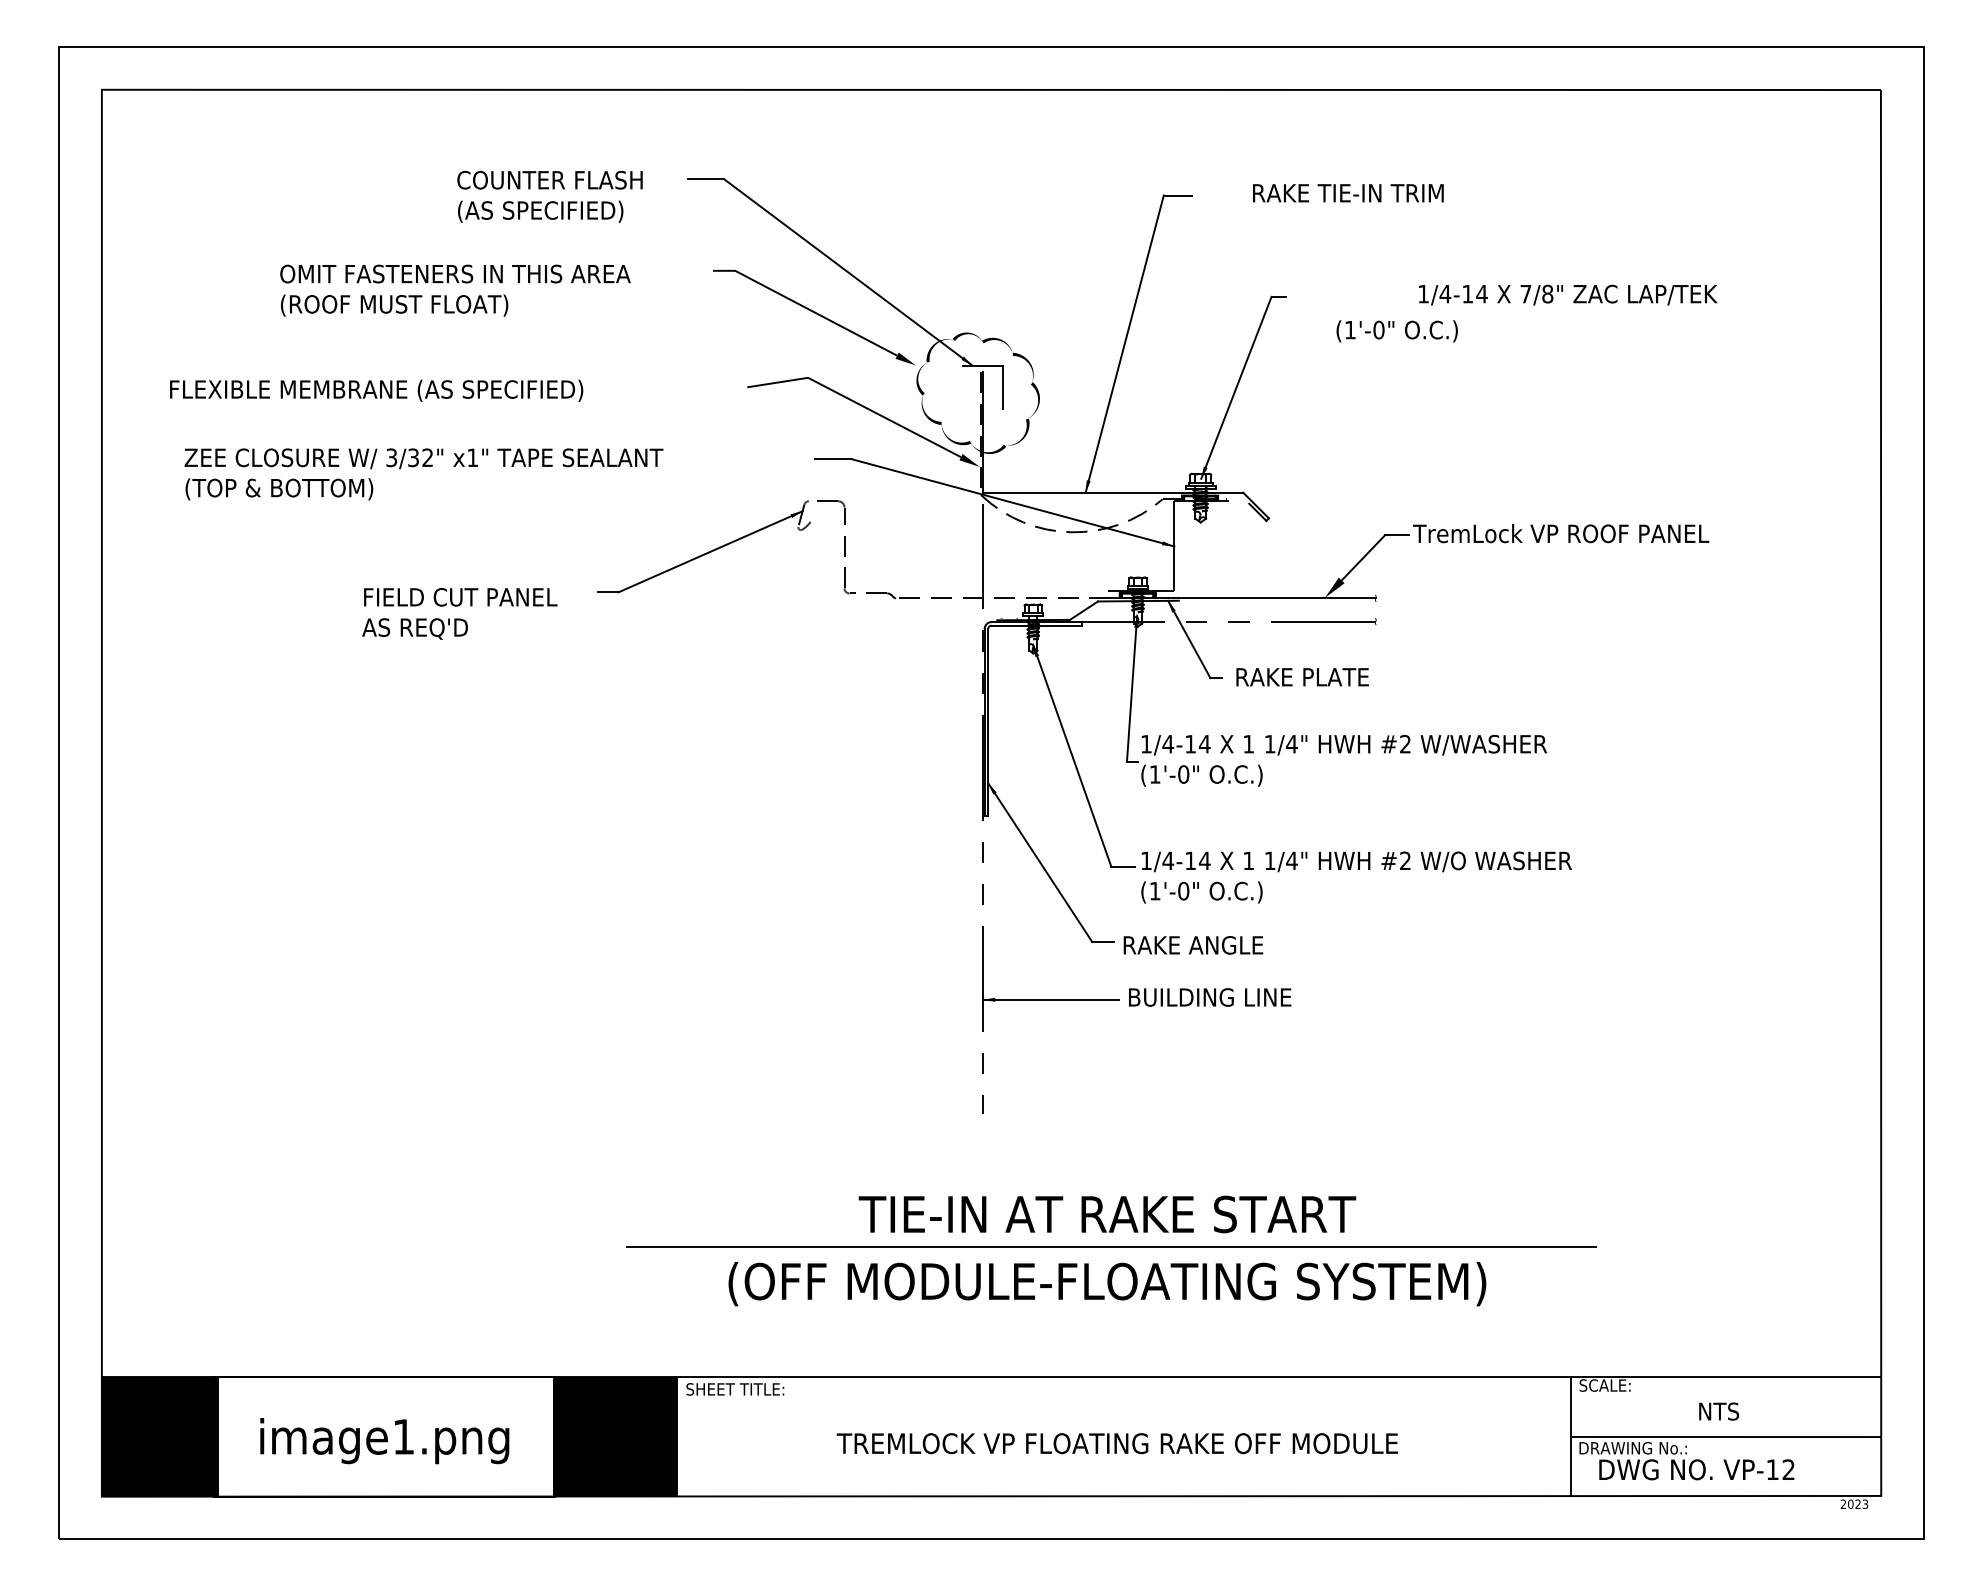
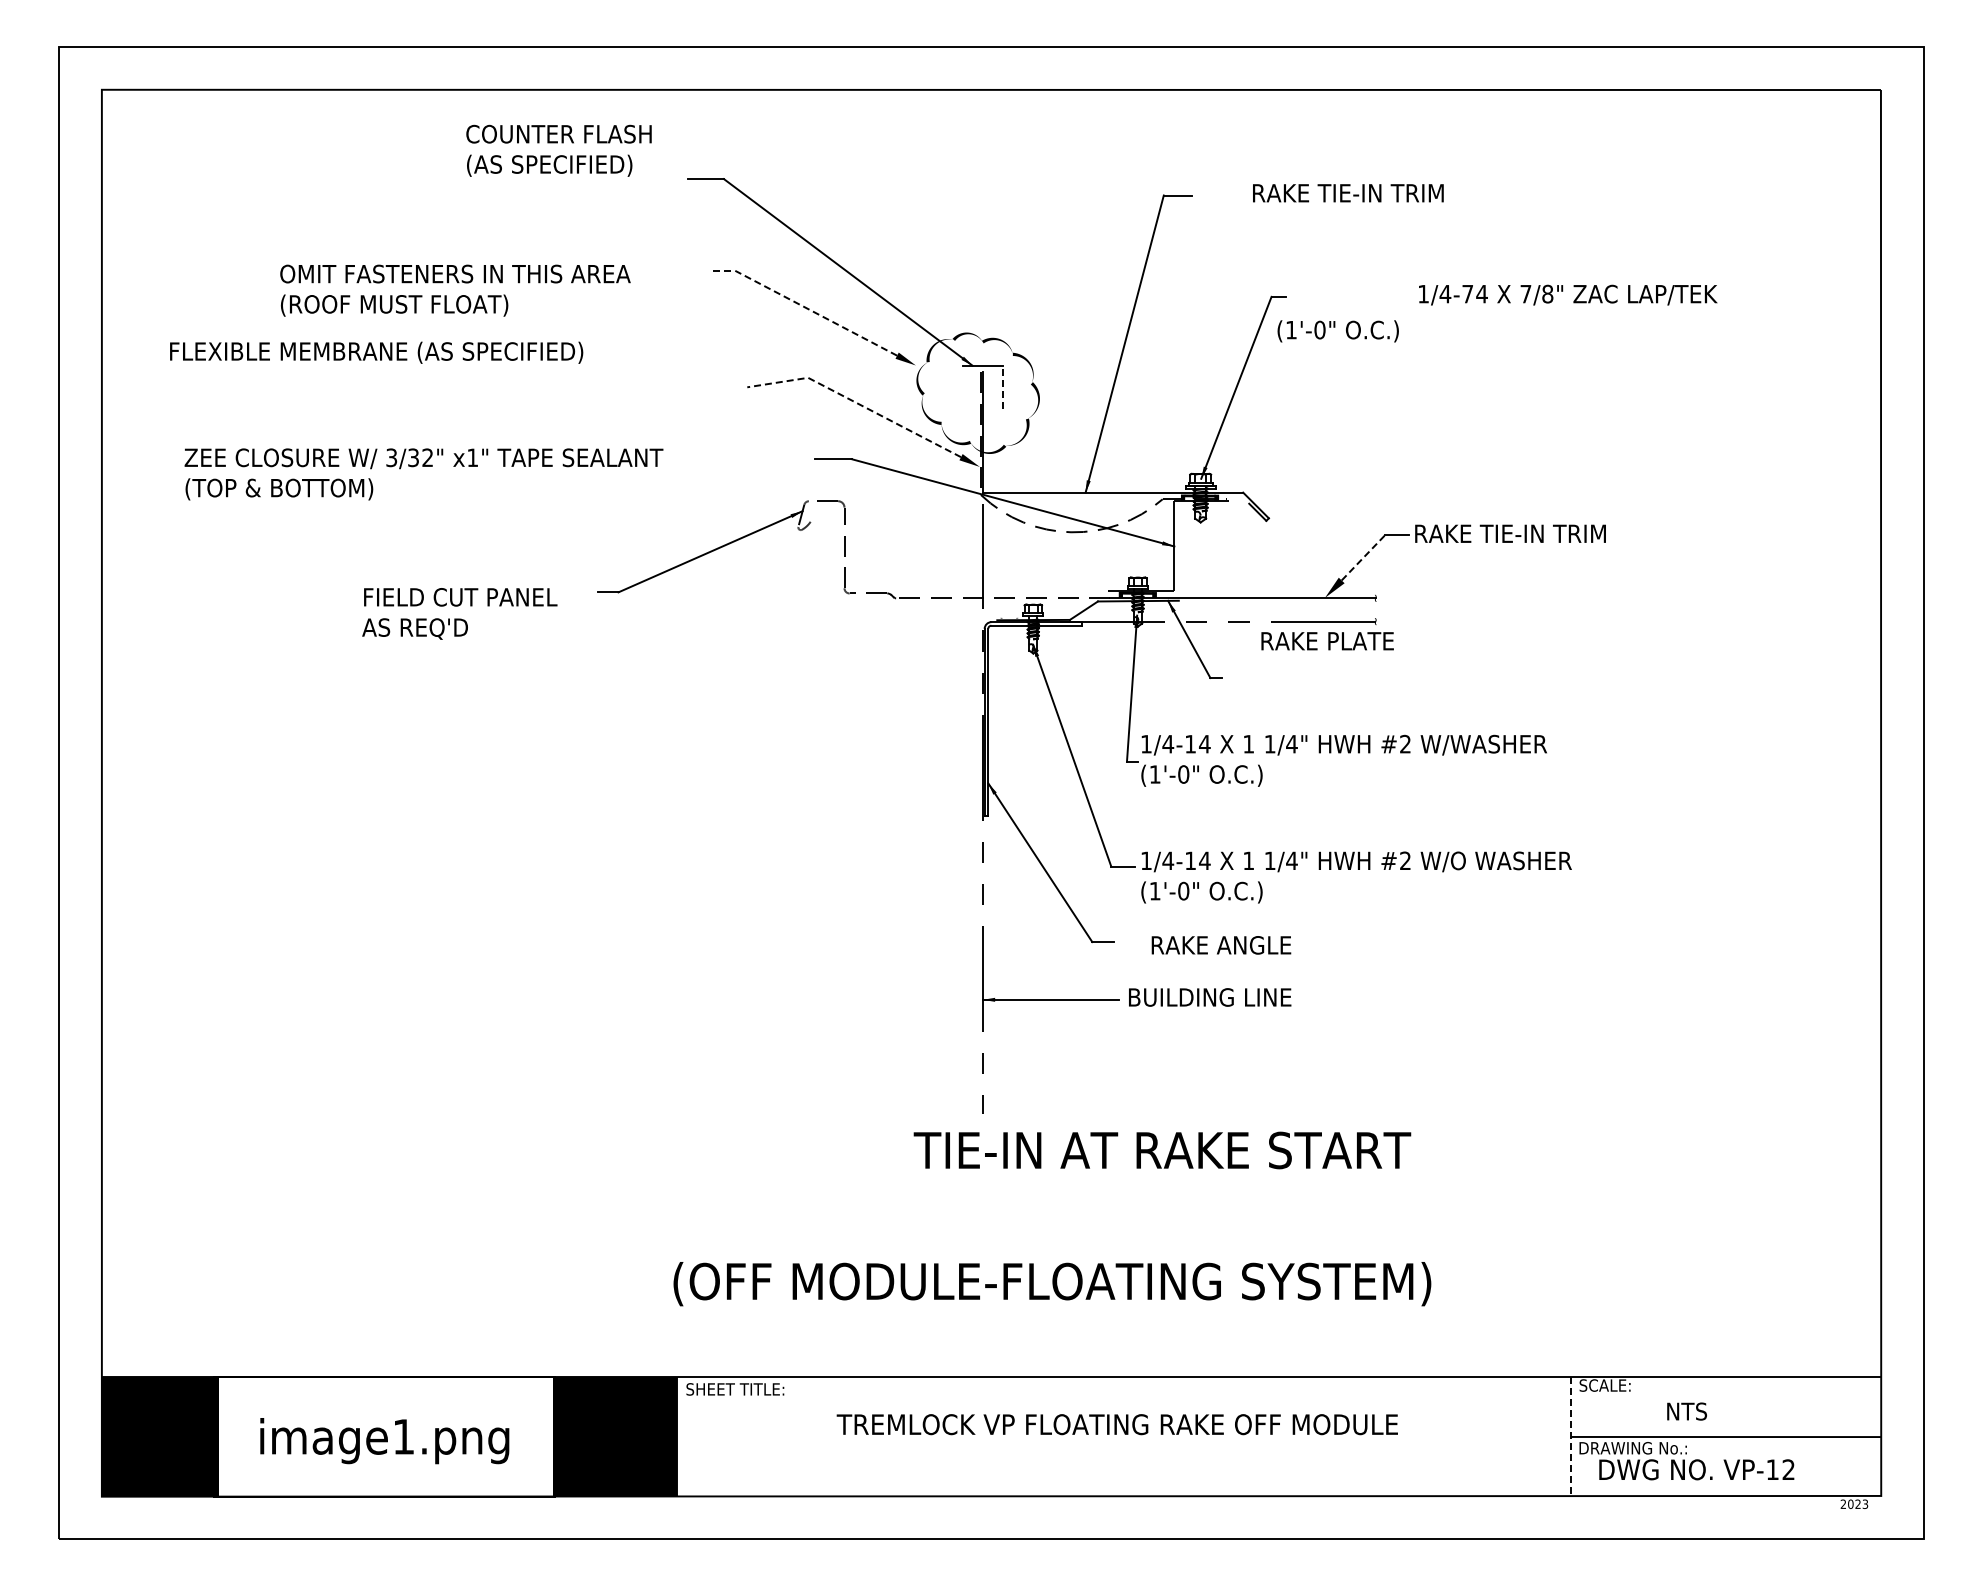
text position: (549, 196) -> (558, 150) (558, 150)
text: 1/4-14 -> 1/4-74 (1467, 294)
line: solid -> dashed (805, 307)
text position: (1396, 331) -> (1337, 331) (1337, 331)
line: solid -> dashed (1003, 387)
text position: (376, 390) -> (376, 352) (376, 352)
line: solid -> dashed (856, 403)
text: TremLock VP ROOF PANEL -> RAKE TIE-IN TRIM (1561, 533)
line: solid -> dashed (1363, 557)
text position: (1302, 677) -> (1327, 641) (1327, 641)
text position: (1193, 945) -> (1221, 945) (1221, 945)
text position: (1107, 1214) -> (1162, 1150) (1162, 1150)
line: present -> none (1110, 1247)
text position: (1107, 1284) -> (1052, 1284) (1052, 1284)
text position: (1718, 1411) -> (1686, 1411) (1686, 1411)
line: solid -> dashed (1571, 1436)
text position: (1116, 1443) -> (1116, 1424) (1116, 1424)
